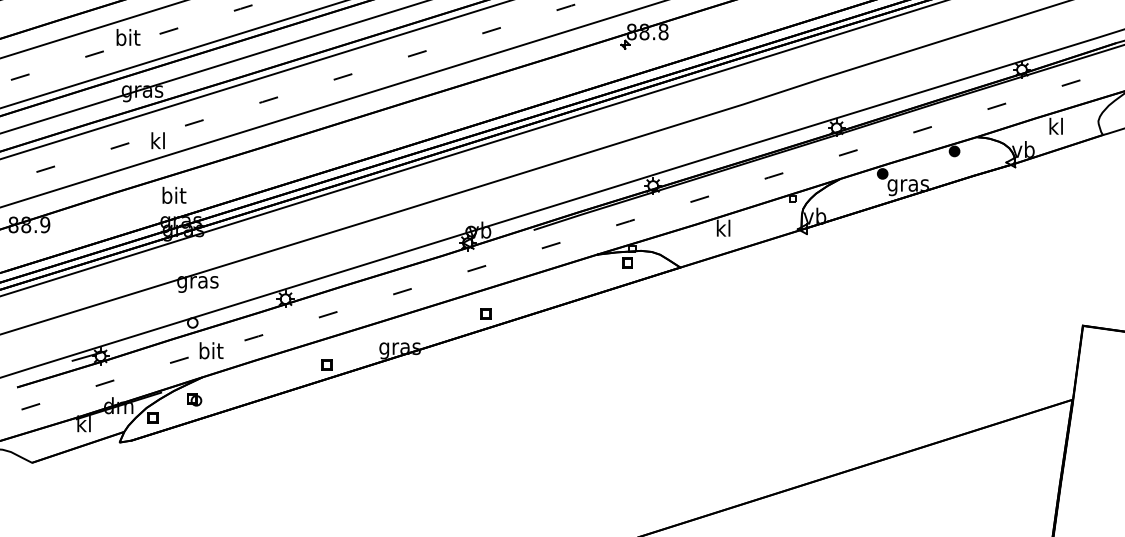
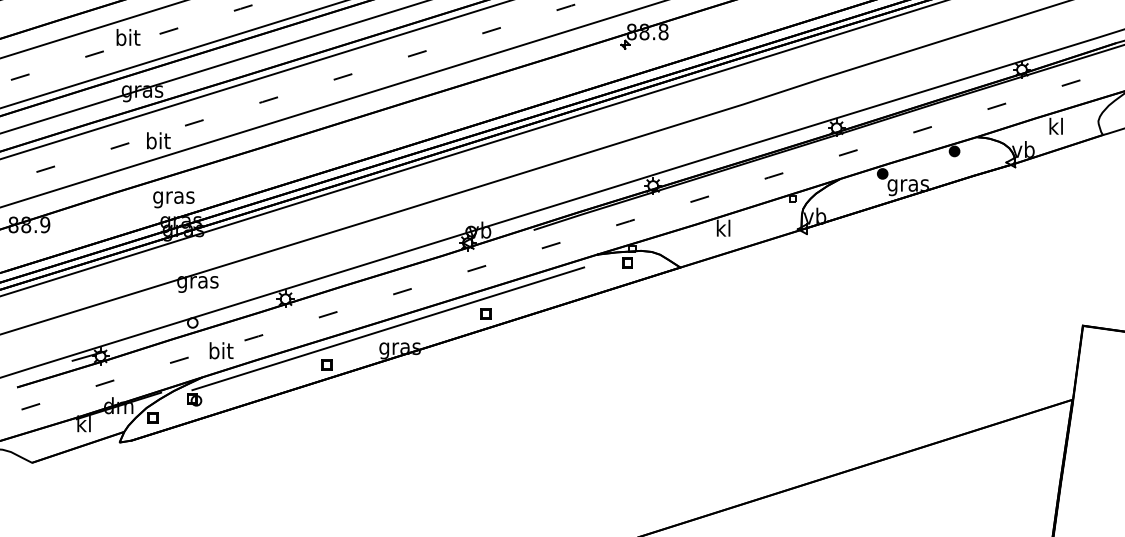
text: kl -> bit (158, 140)
text: bit -> gras (173, 197)
line: none -> present (388, 328)
text position: (211, 350) -> (221, 350) (221, 350)
